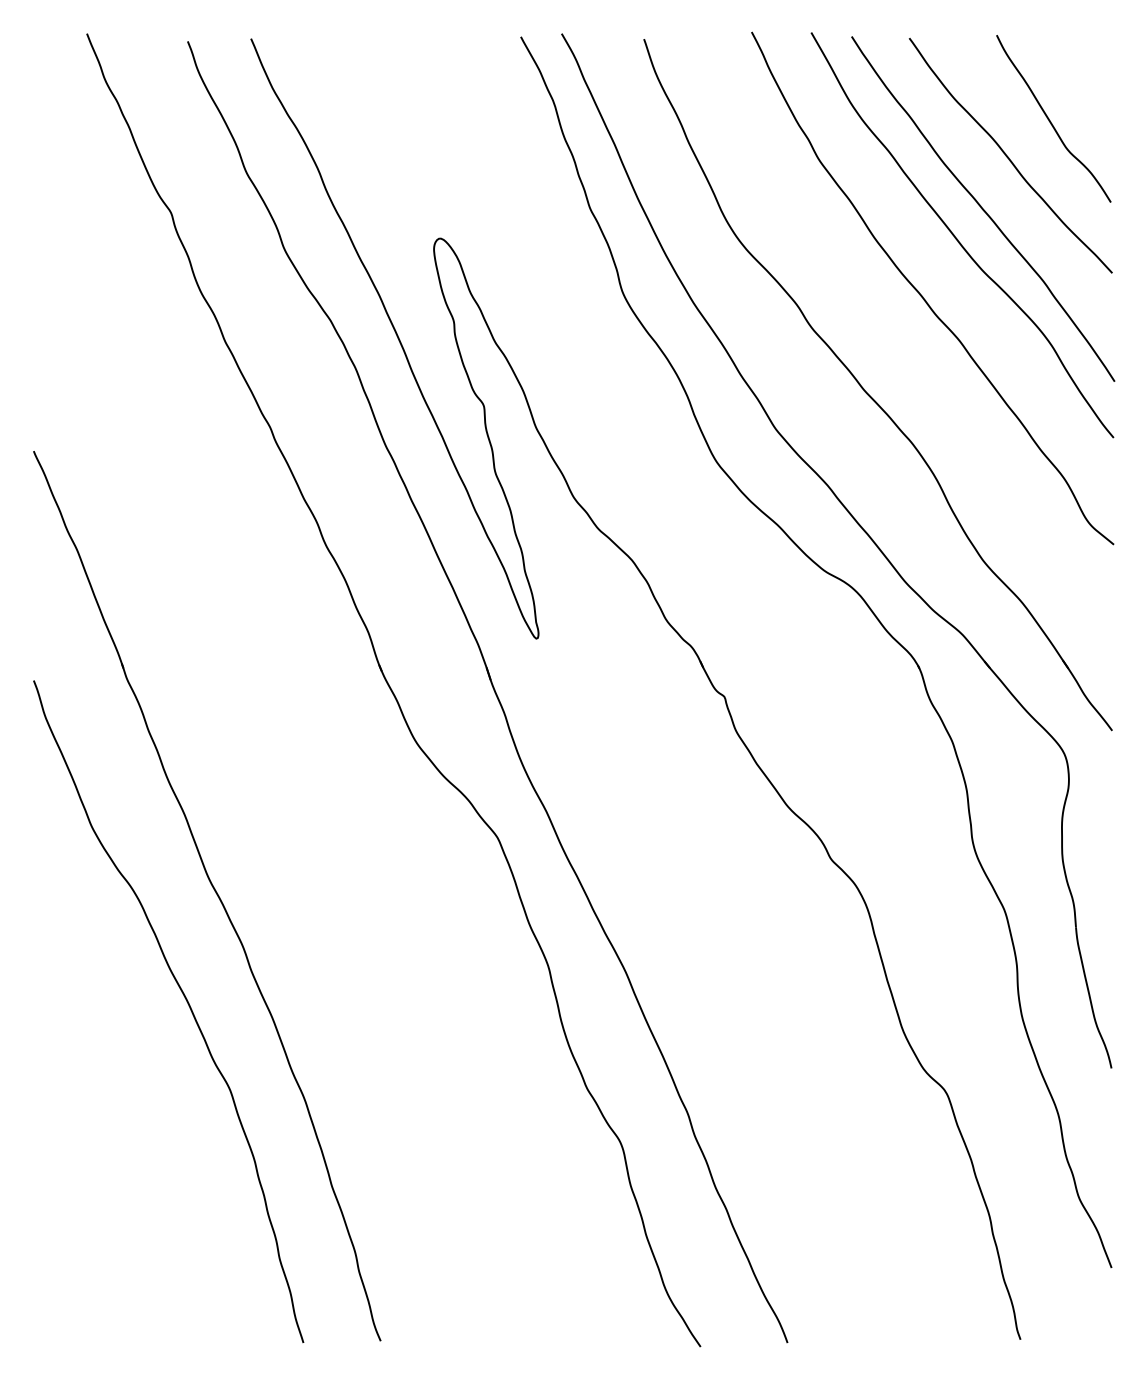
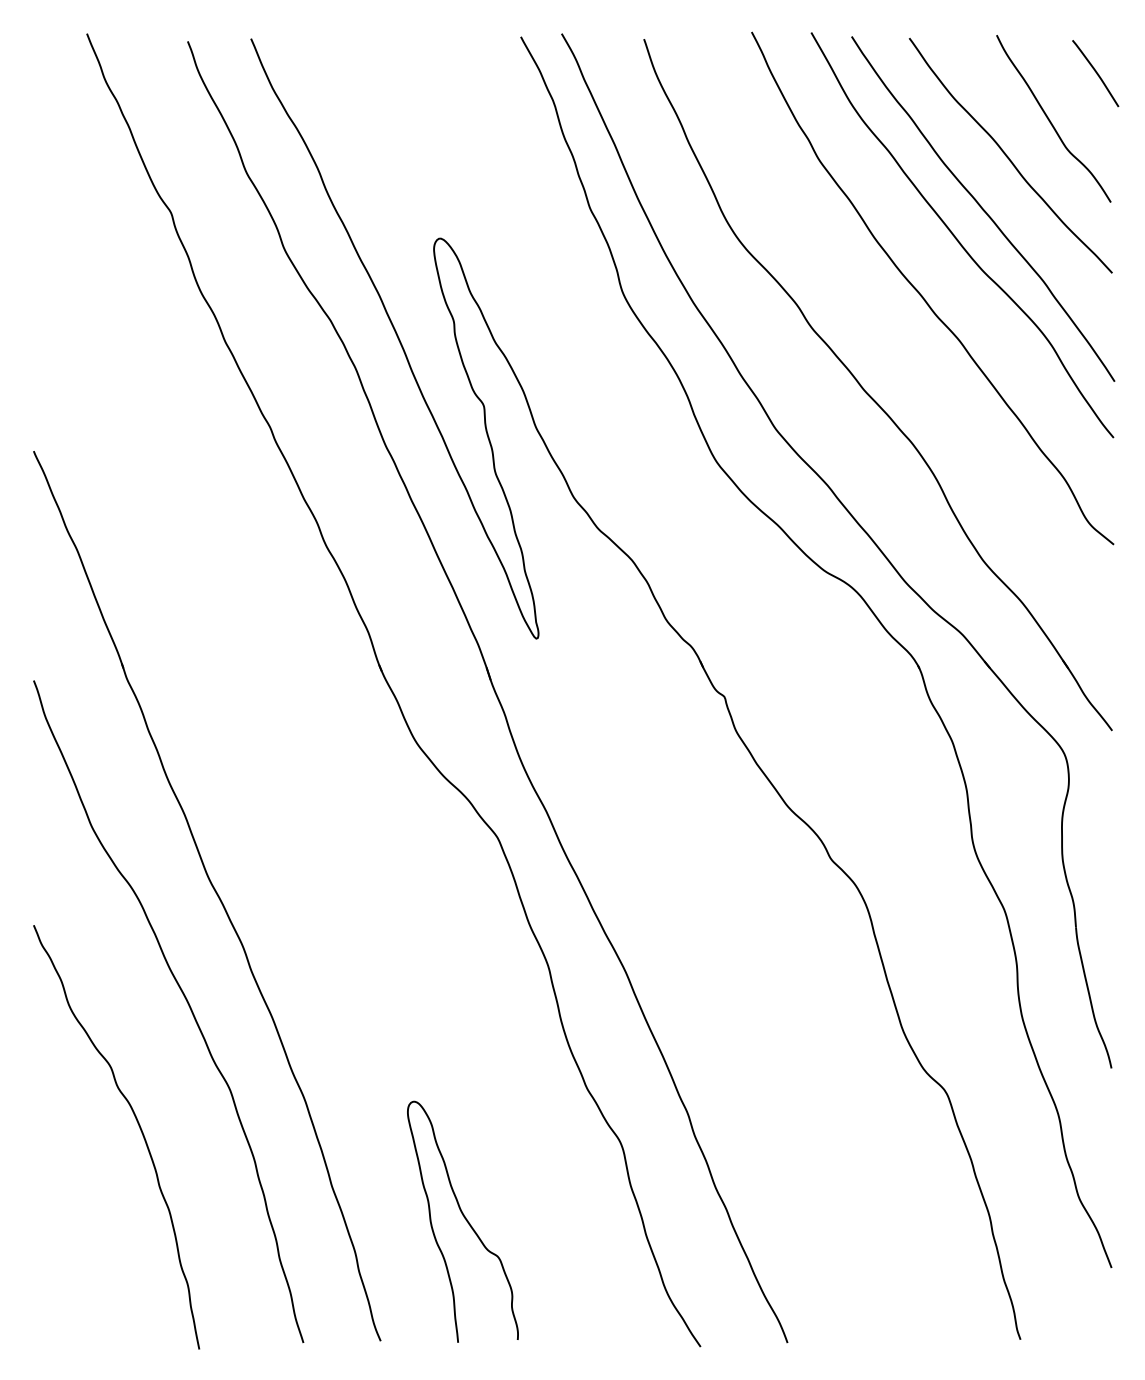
curve: none -> present (1095, 72)
curve: none -> present (138, 1126)
curve: none -> present (465, 1220)
